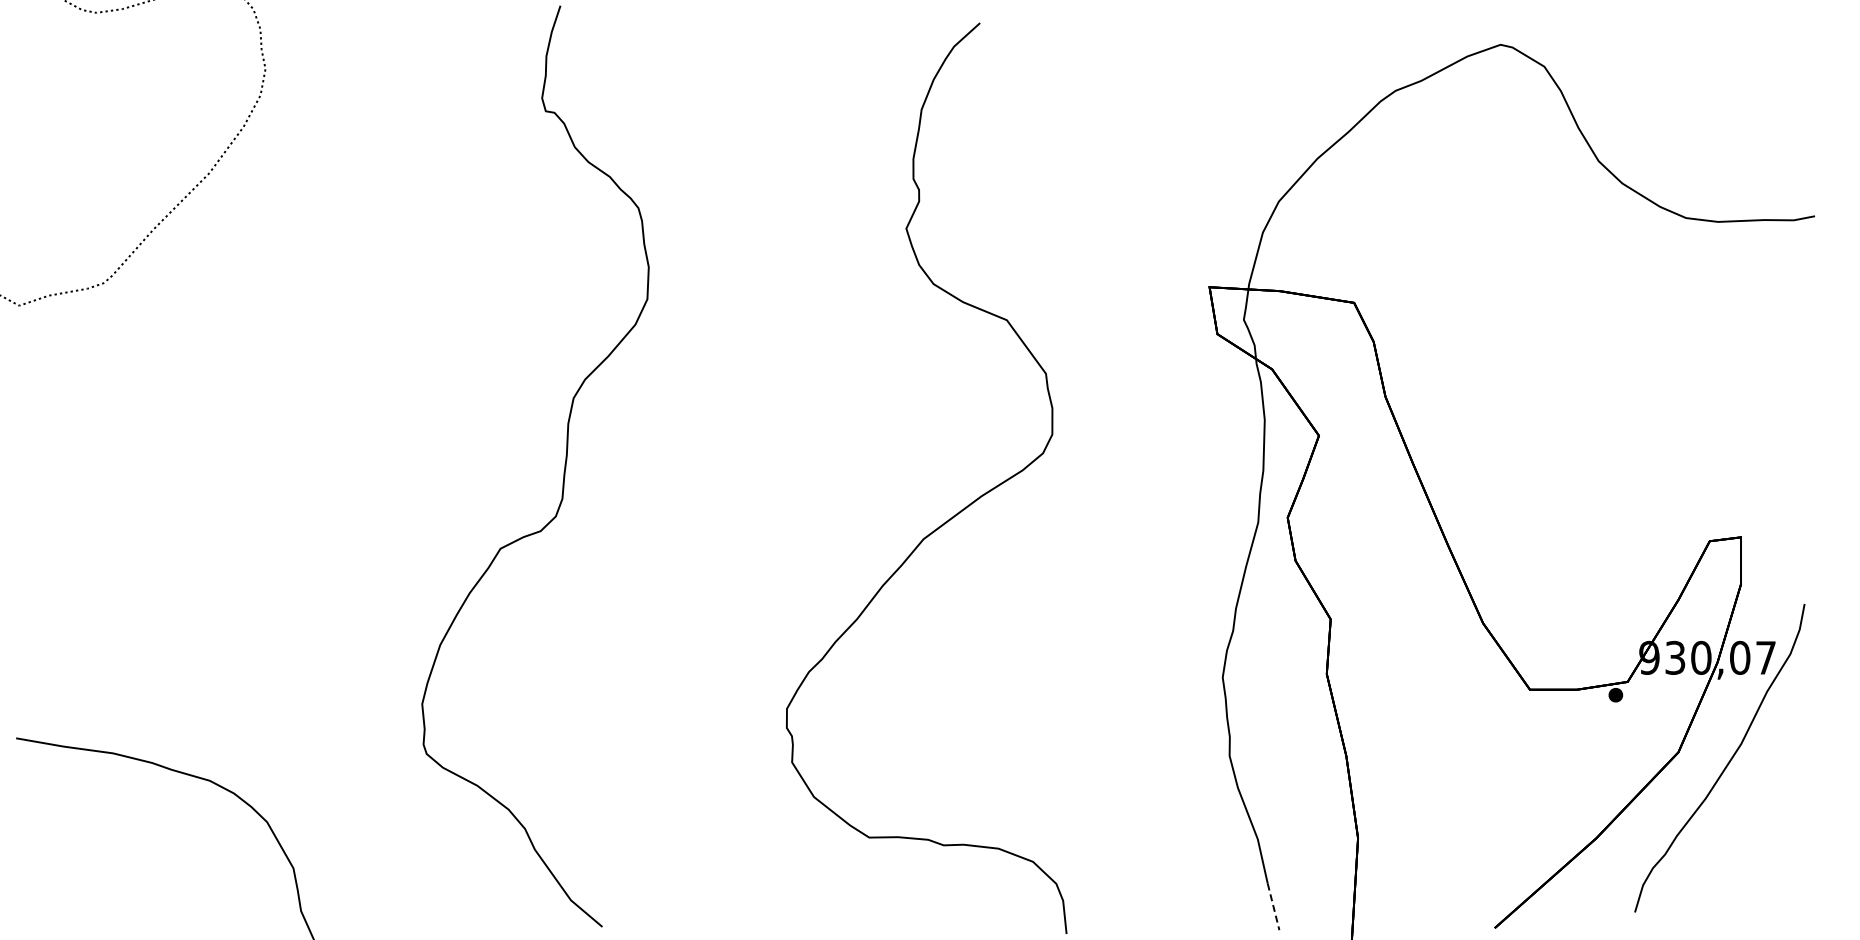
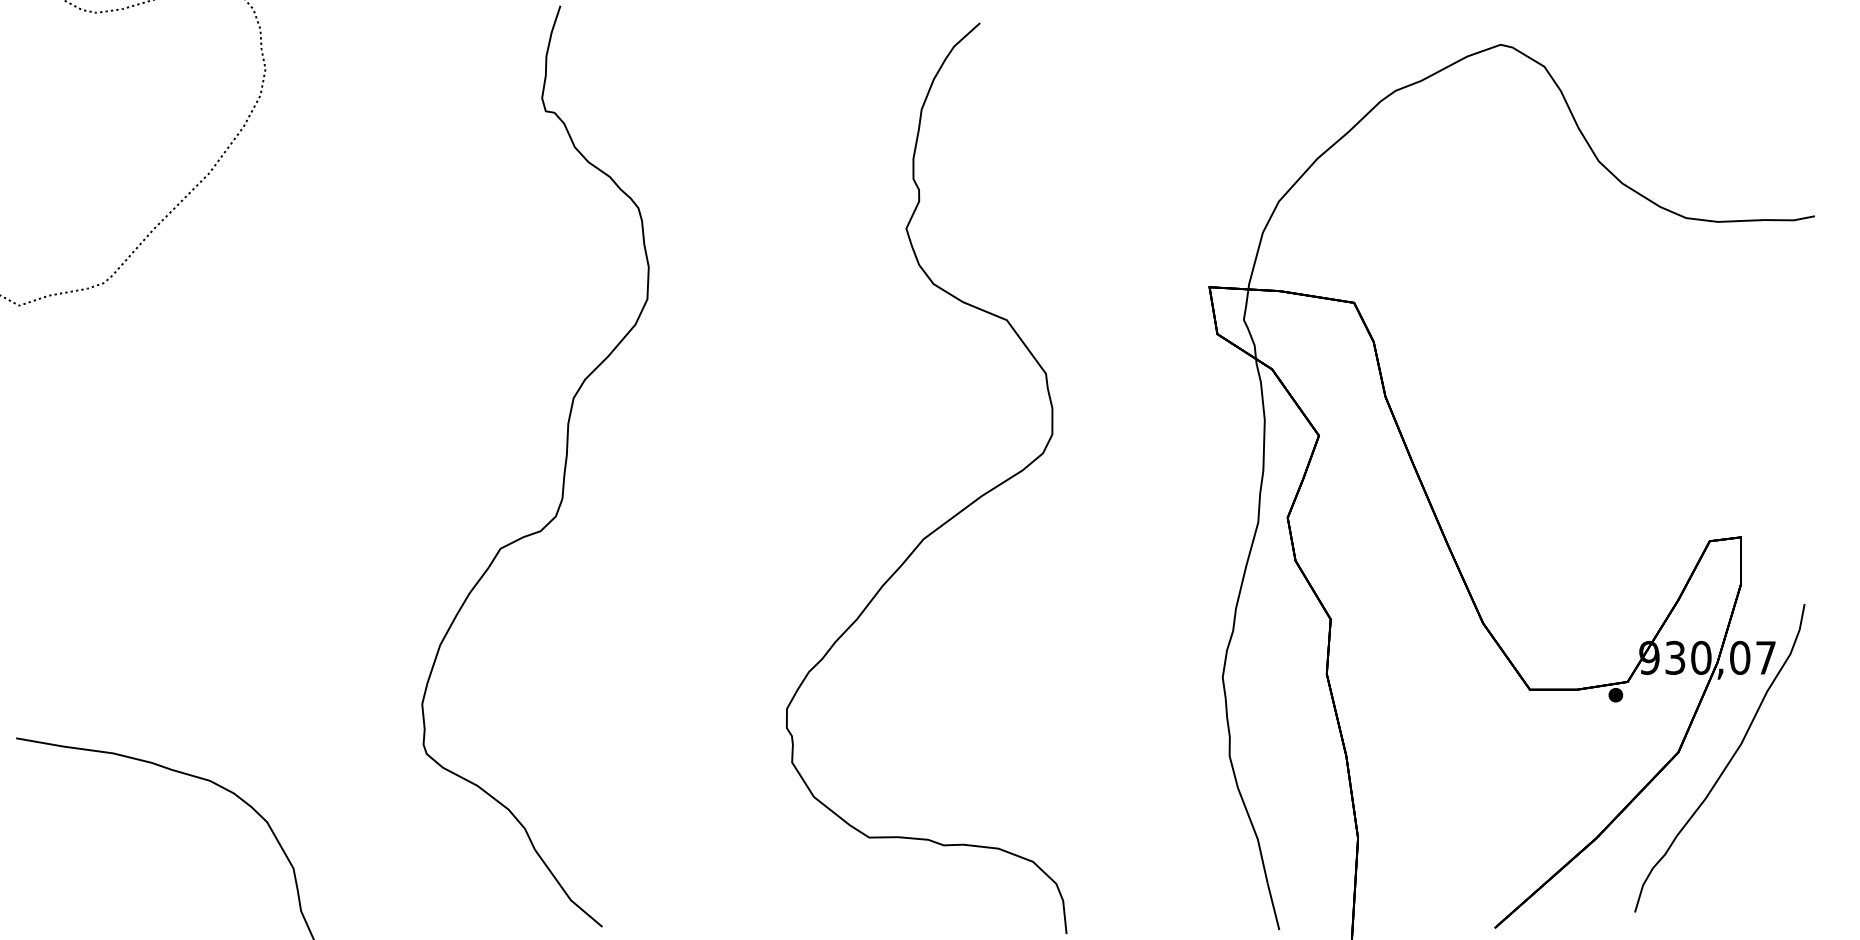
line: dashed -> solid (1273, 906)
